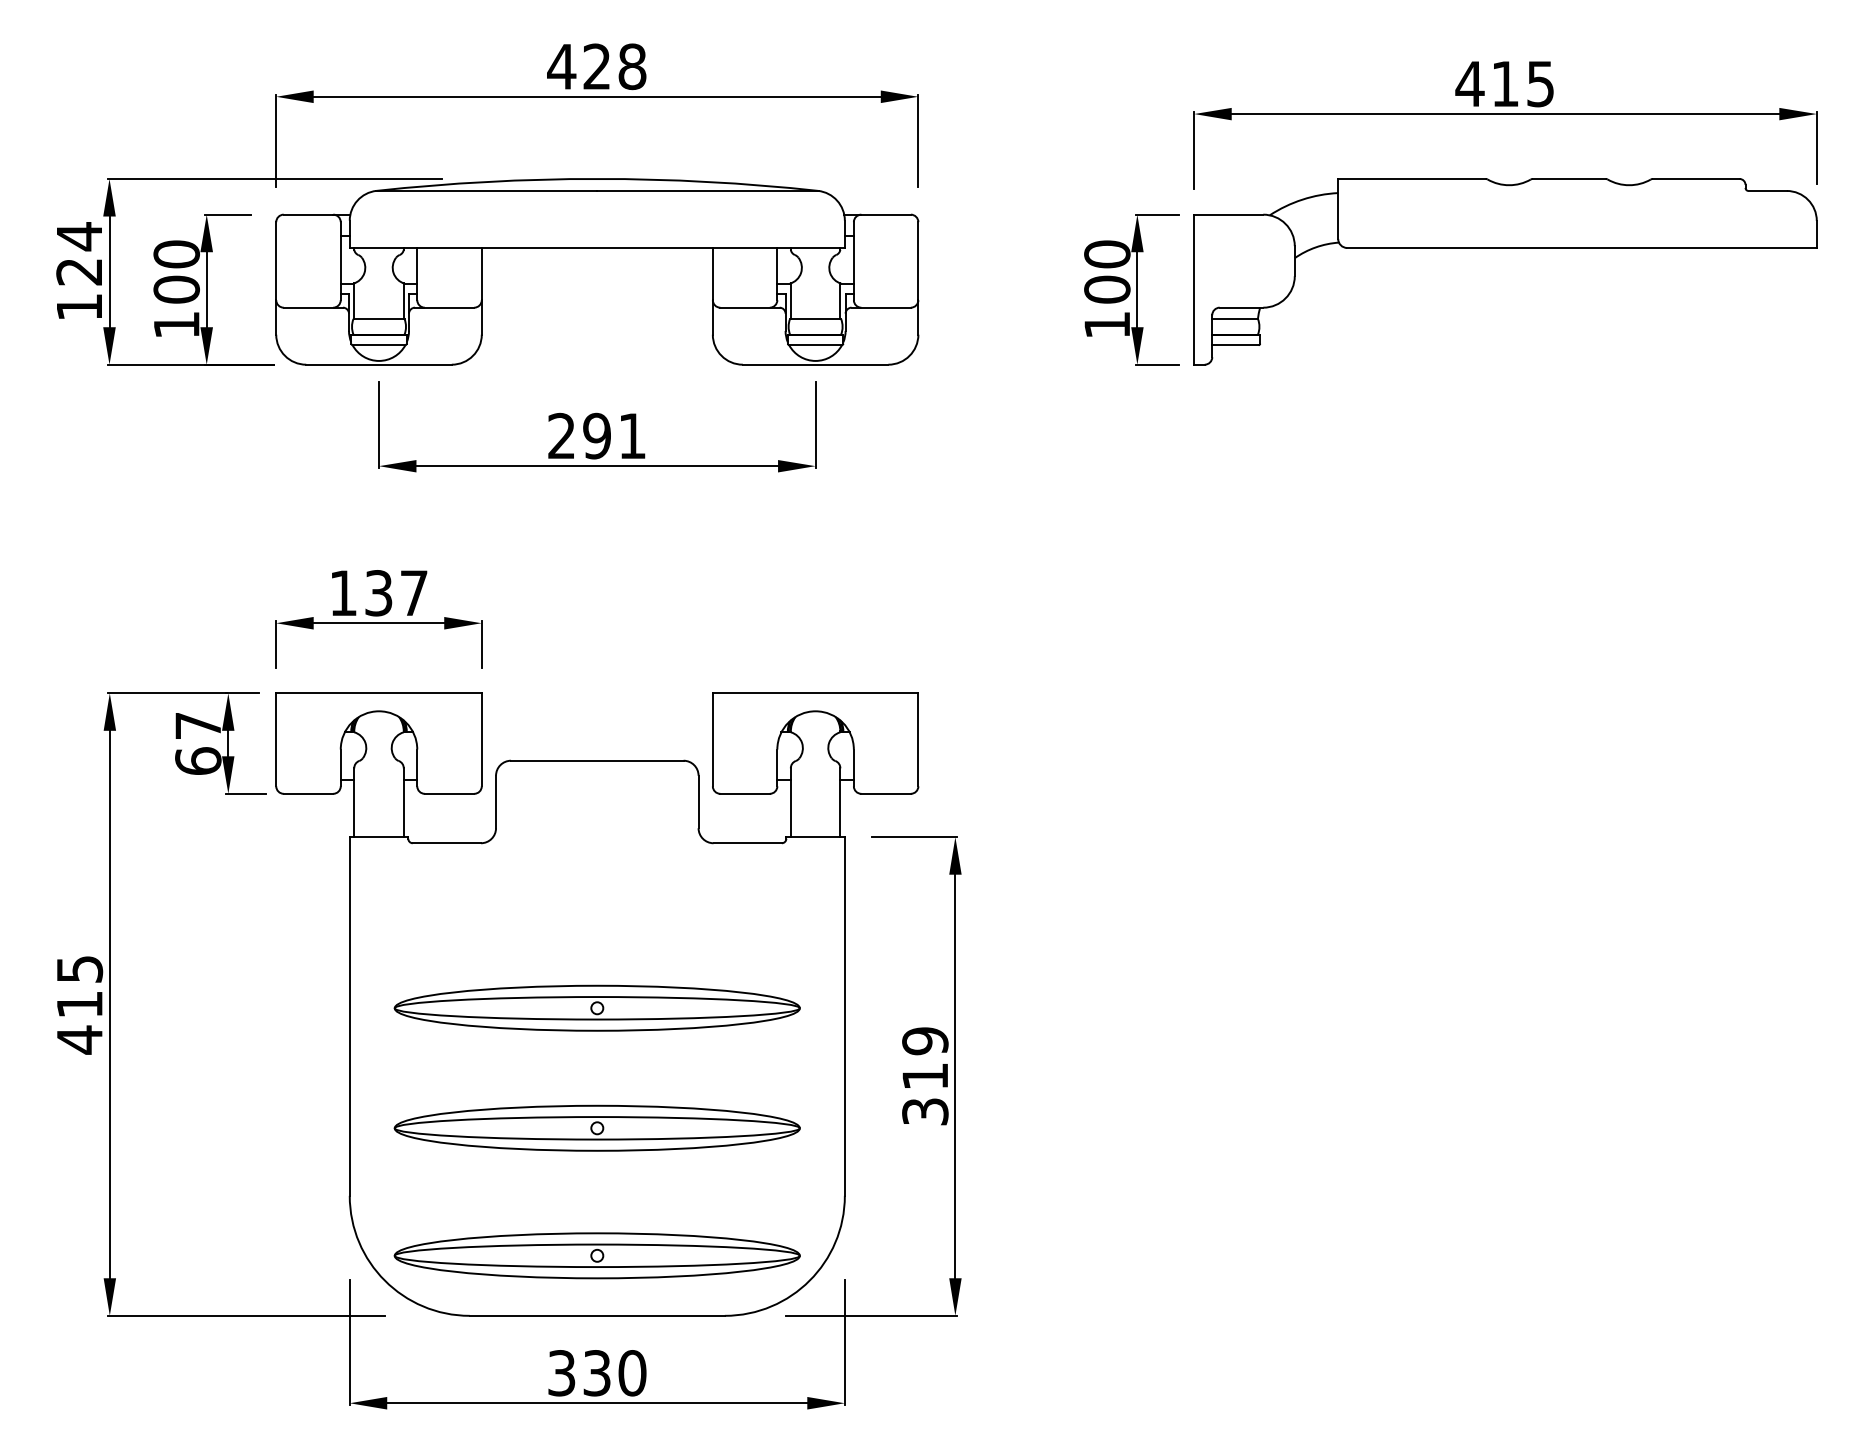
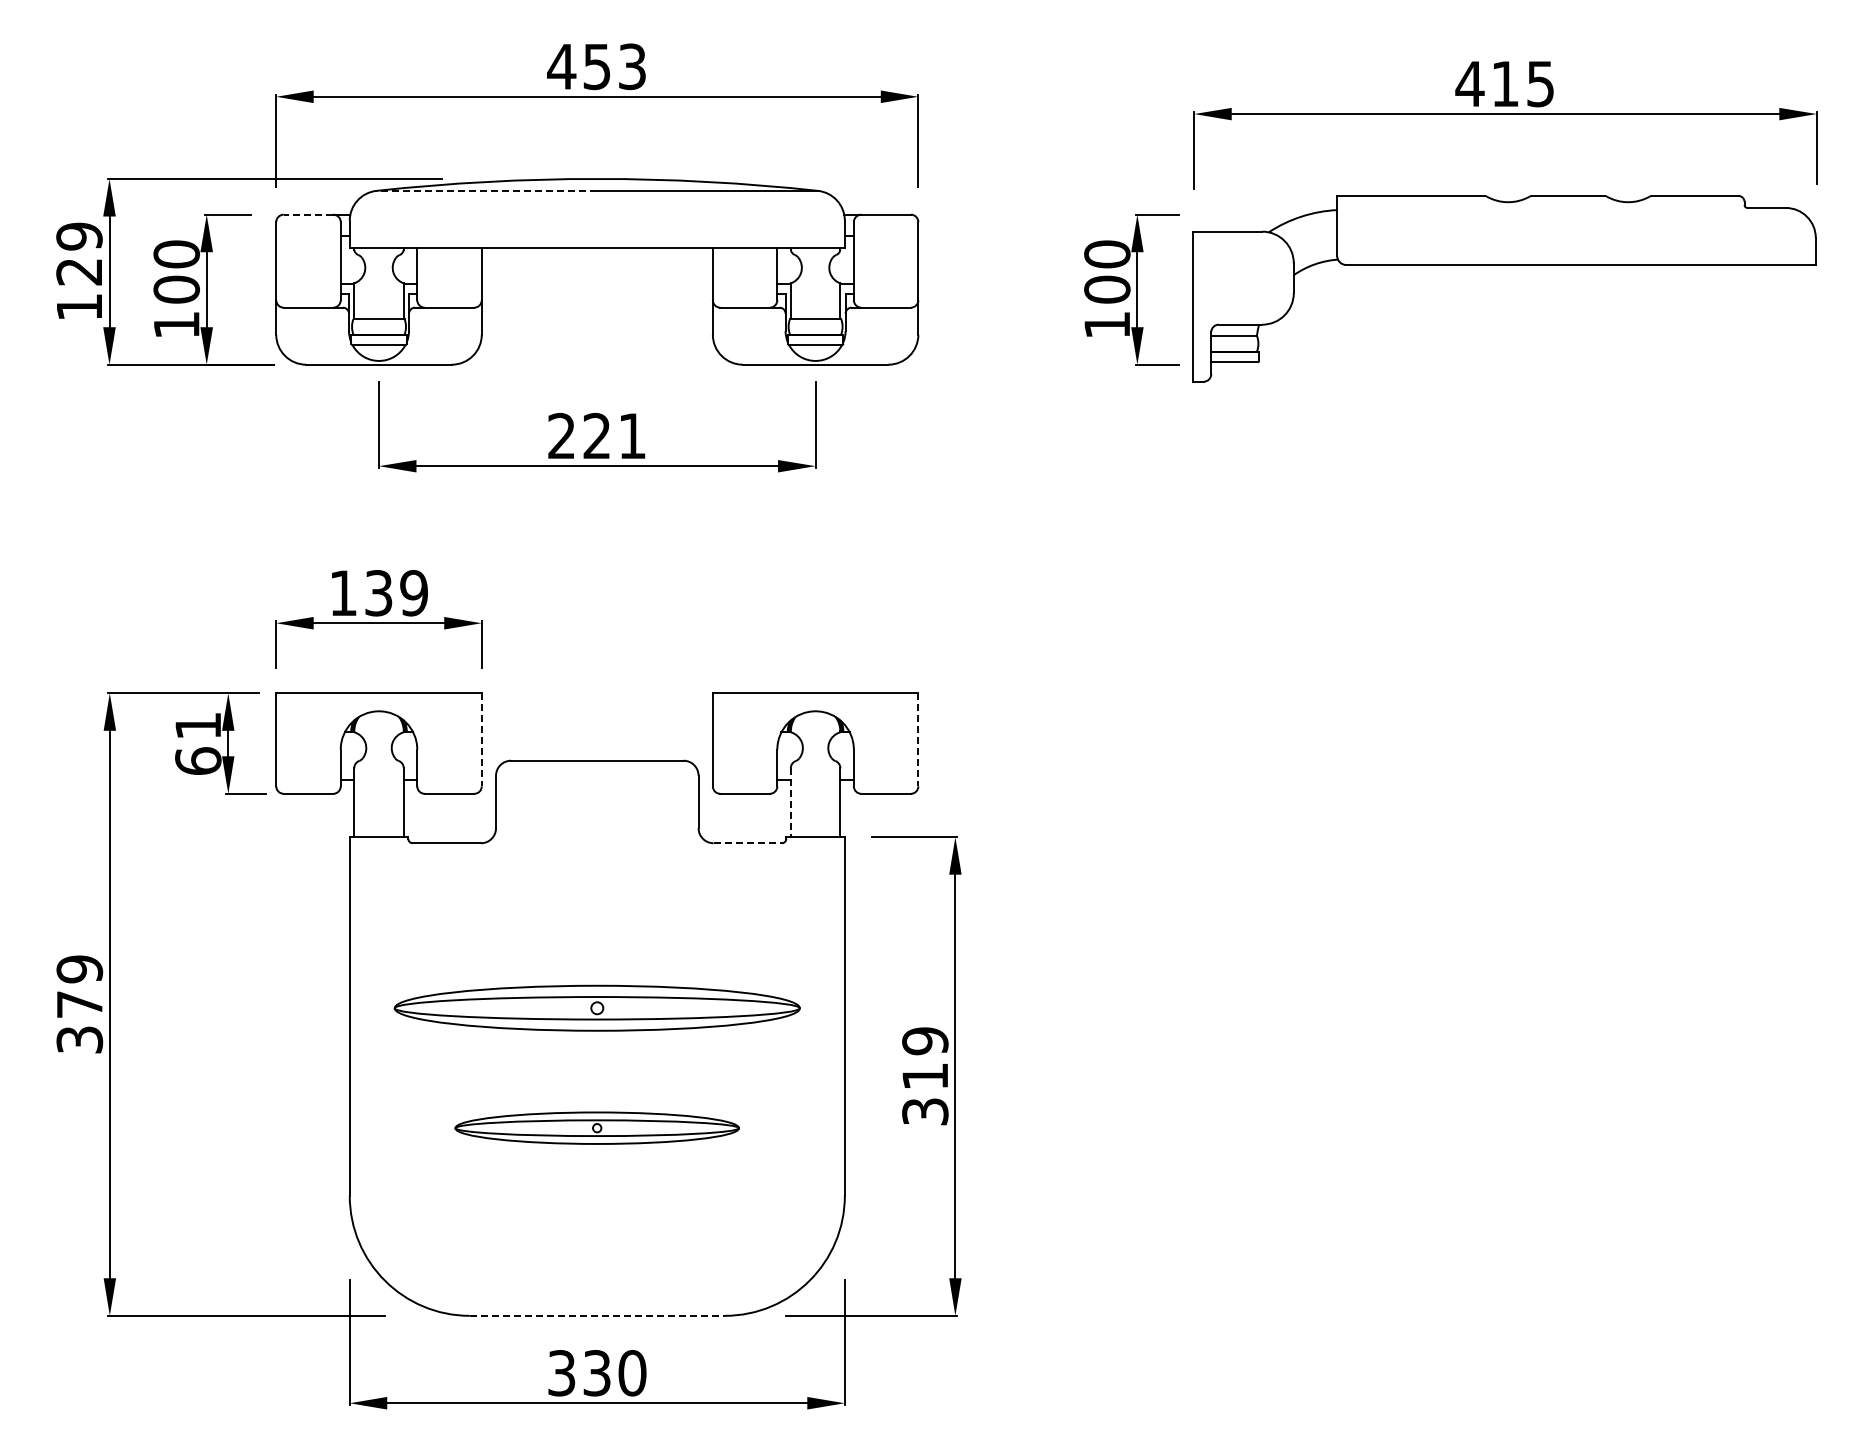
text: 428 -> 453 (614, 66)
line: solid -> dashed (486, 190)
line: solid -> dashed (308, 214)
text: 124 -> 129 (79, 236)
part position: (1505, 248) -> (1504, 265) (1504, 265)
text: 291 -> 221 (596, 435)
text: 137 -> 139 (413, 593)
text: 67 -> 61 (197, 725)
line: solid -> dashed (481, 739)
line: solid -> dashed (918, 739)
line: solid -> dashed (790, 802)
line: solid -> dashed (748, 843)
text: 415 -> 379 (79, 1004)
part size: 408x48 px -> 286x34 px (596, 1127)
part: present -> none (596, 1255)
line: solid -> dashed (597, 1315)
